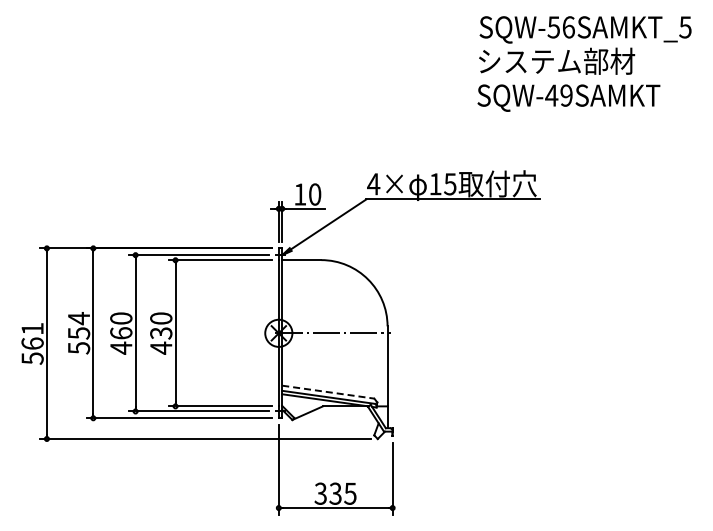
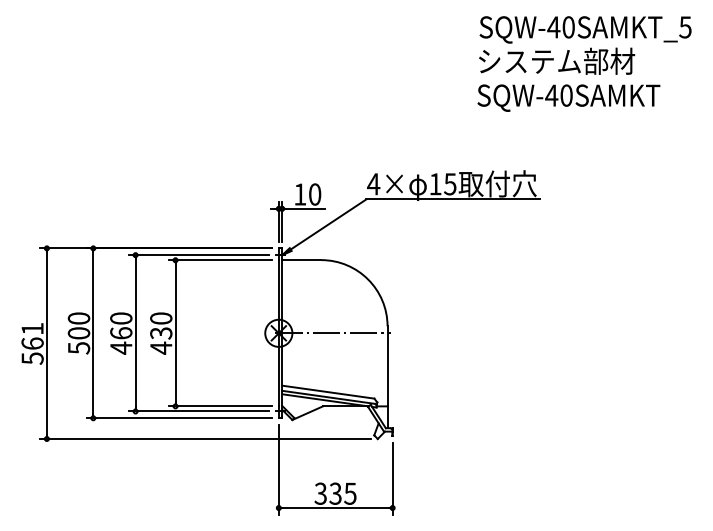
text: SQW-56SAMKT_5 -> SQW-40SAMKT_5 (560, 27)
text: SQW-49SAMKT -> SQW-40SAMKT (566, 95)
text: 554 -> 500 (78, 325)
line: dashed -> solid (328, 392)
